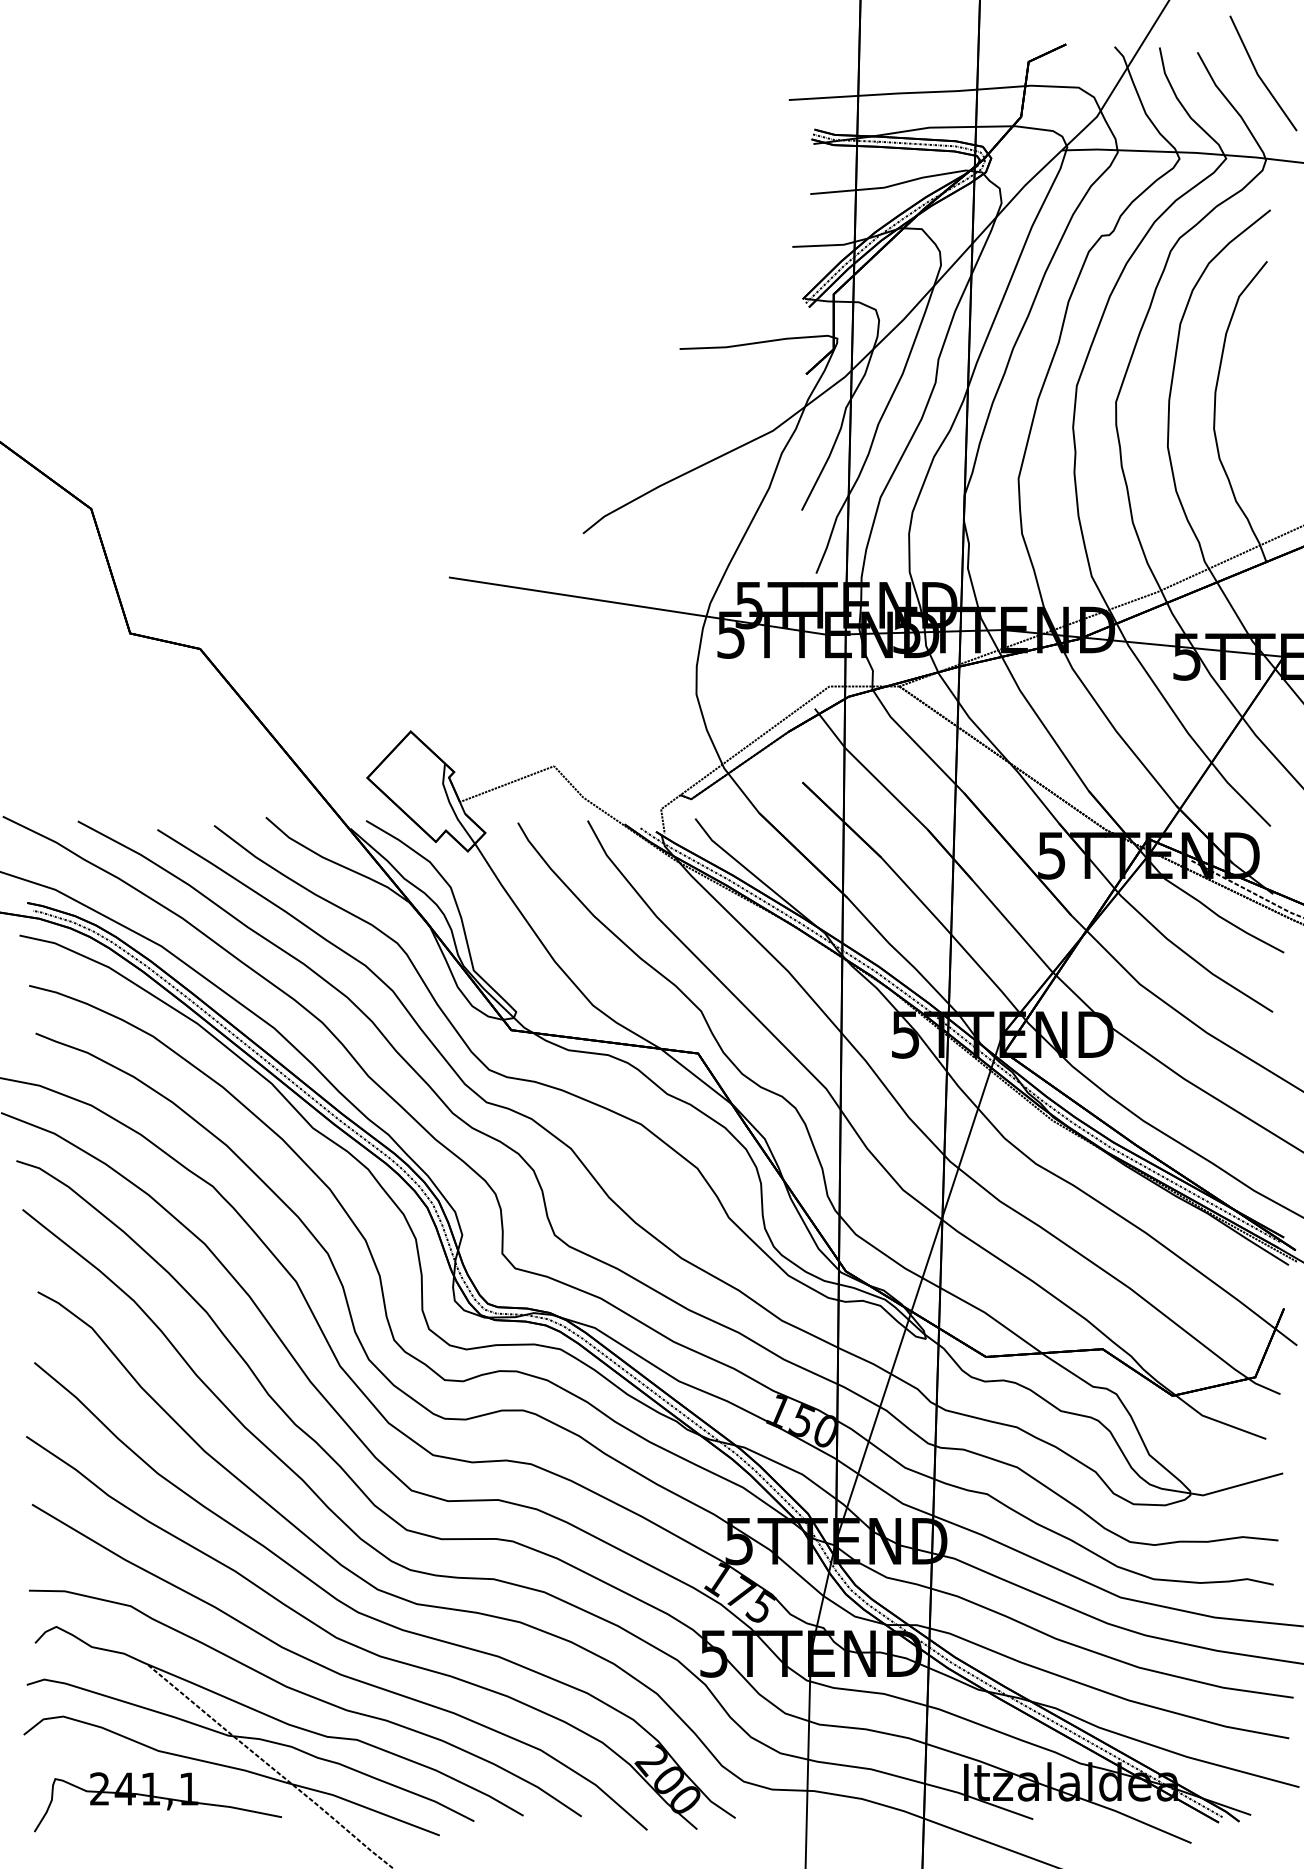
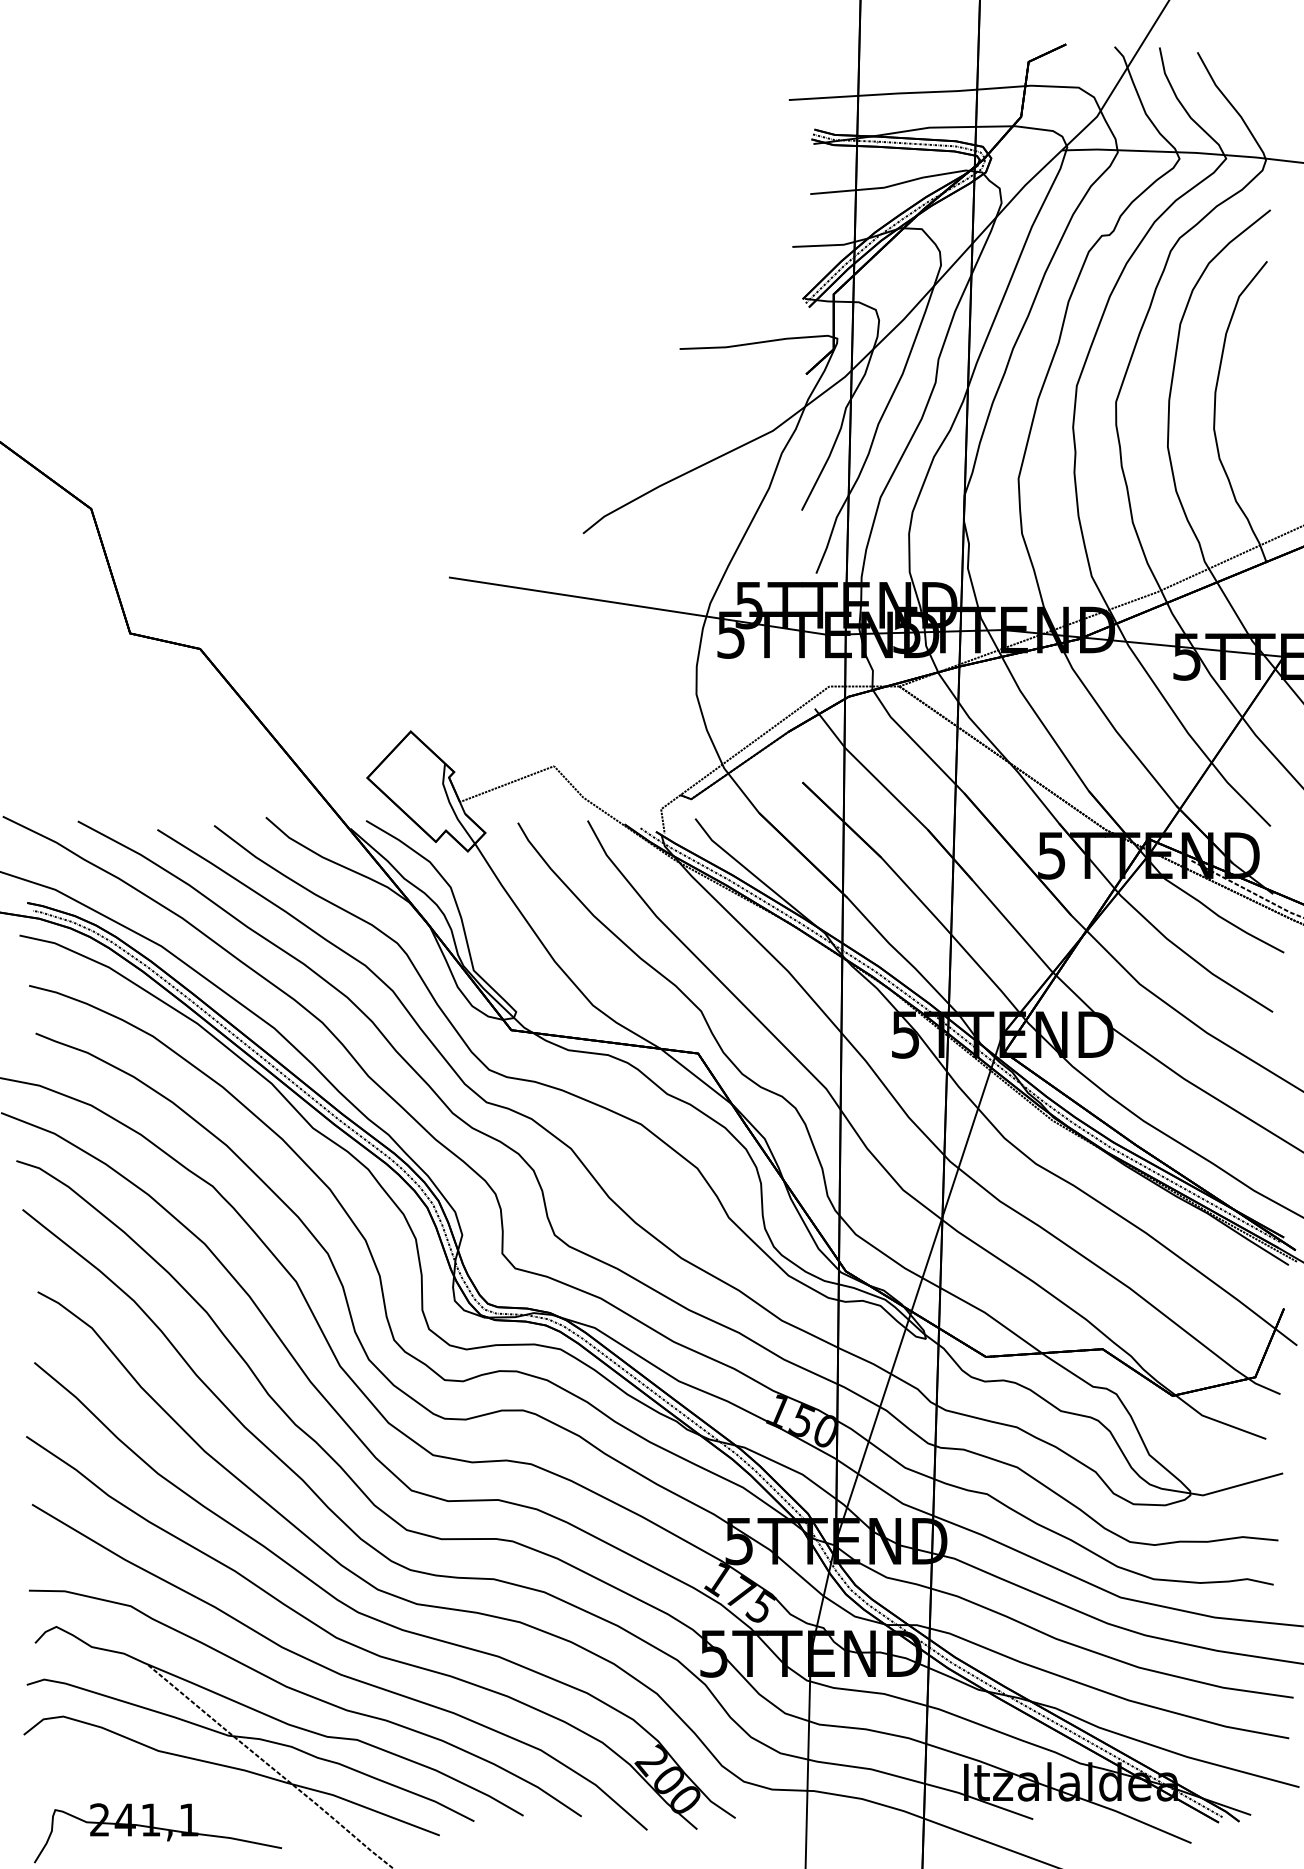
line: present -> none (1260, 76)
part position: (157, 1802) -> (157, 1833) (157, 1833)
